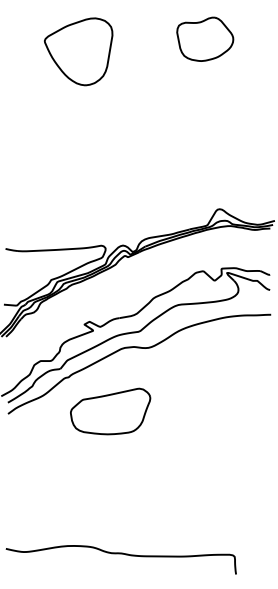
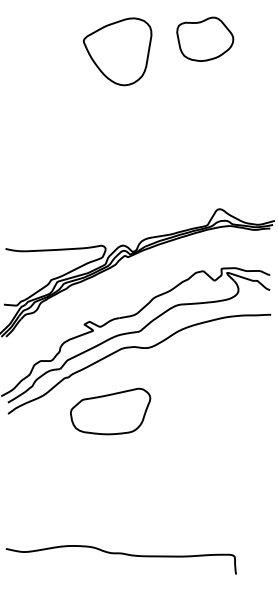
part position: (78, 51) -> (117, 51) (117, 51)
